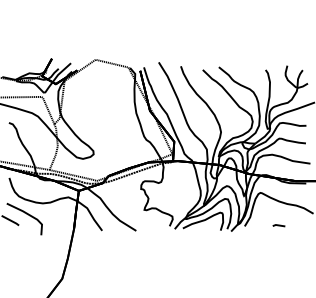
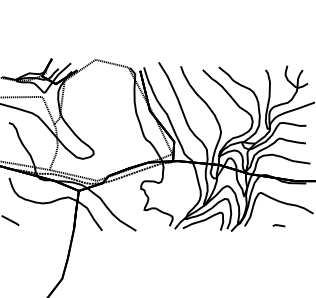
line: present -> none (26, 214)
